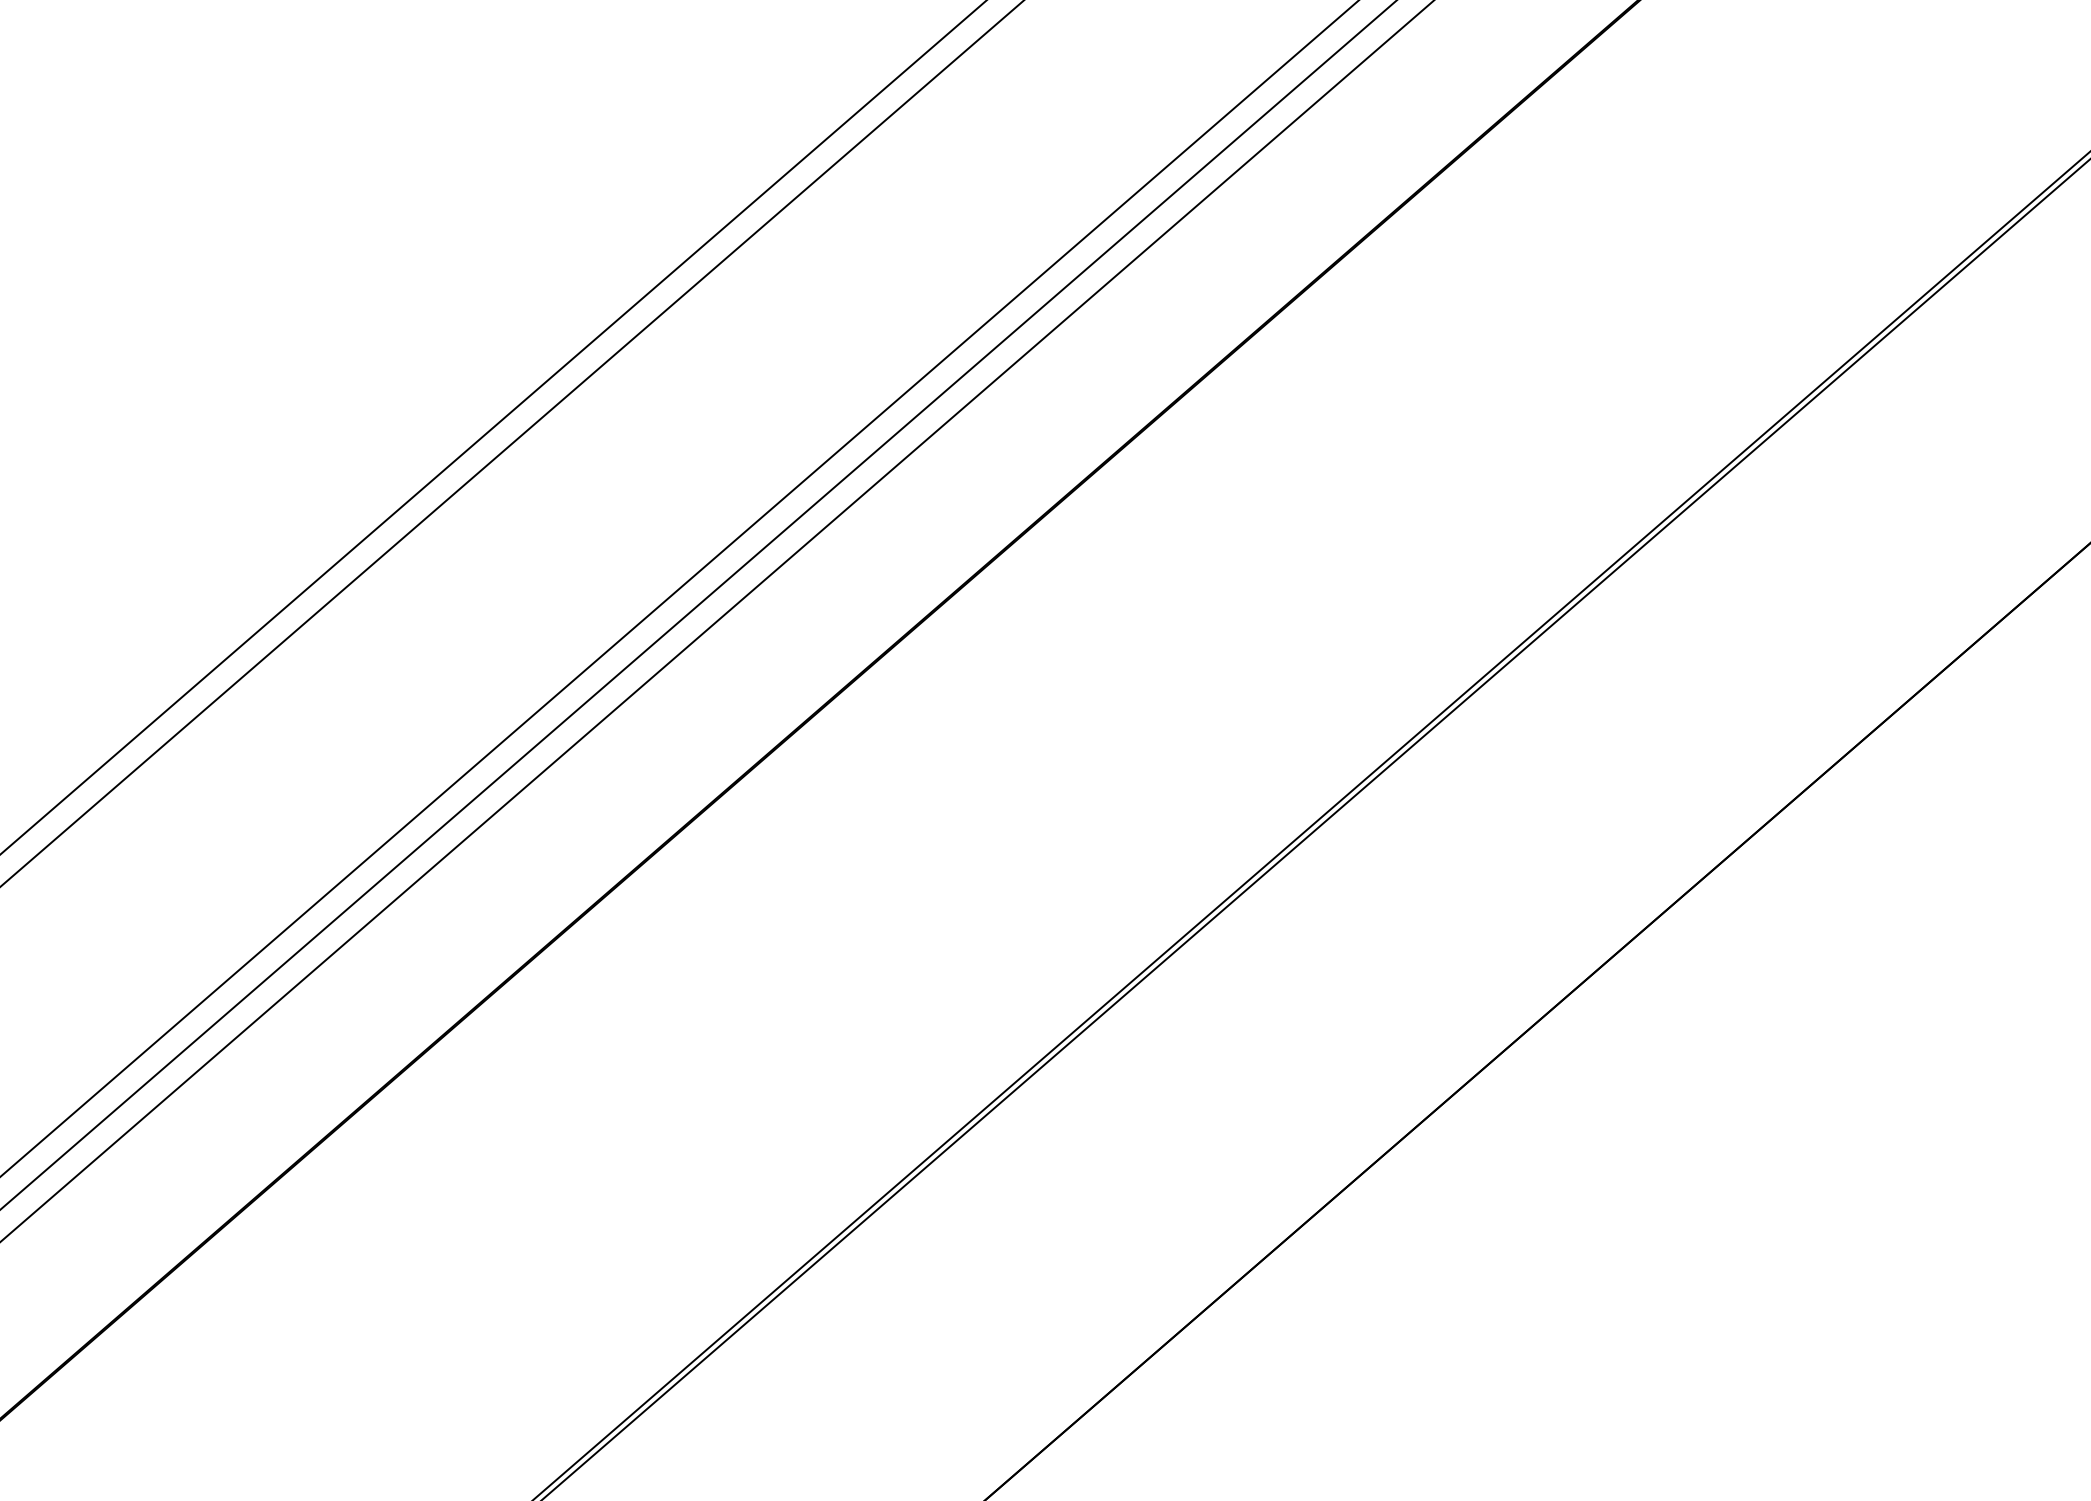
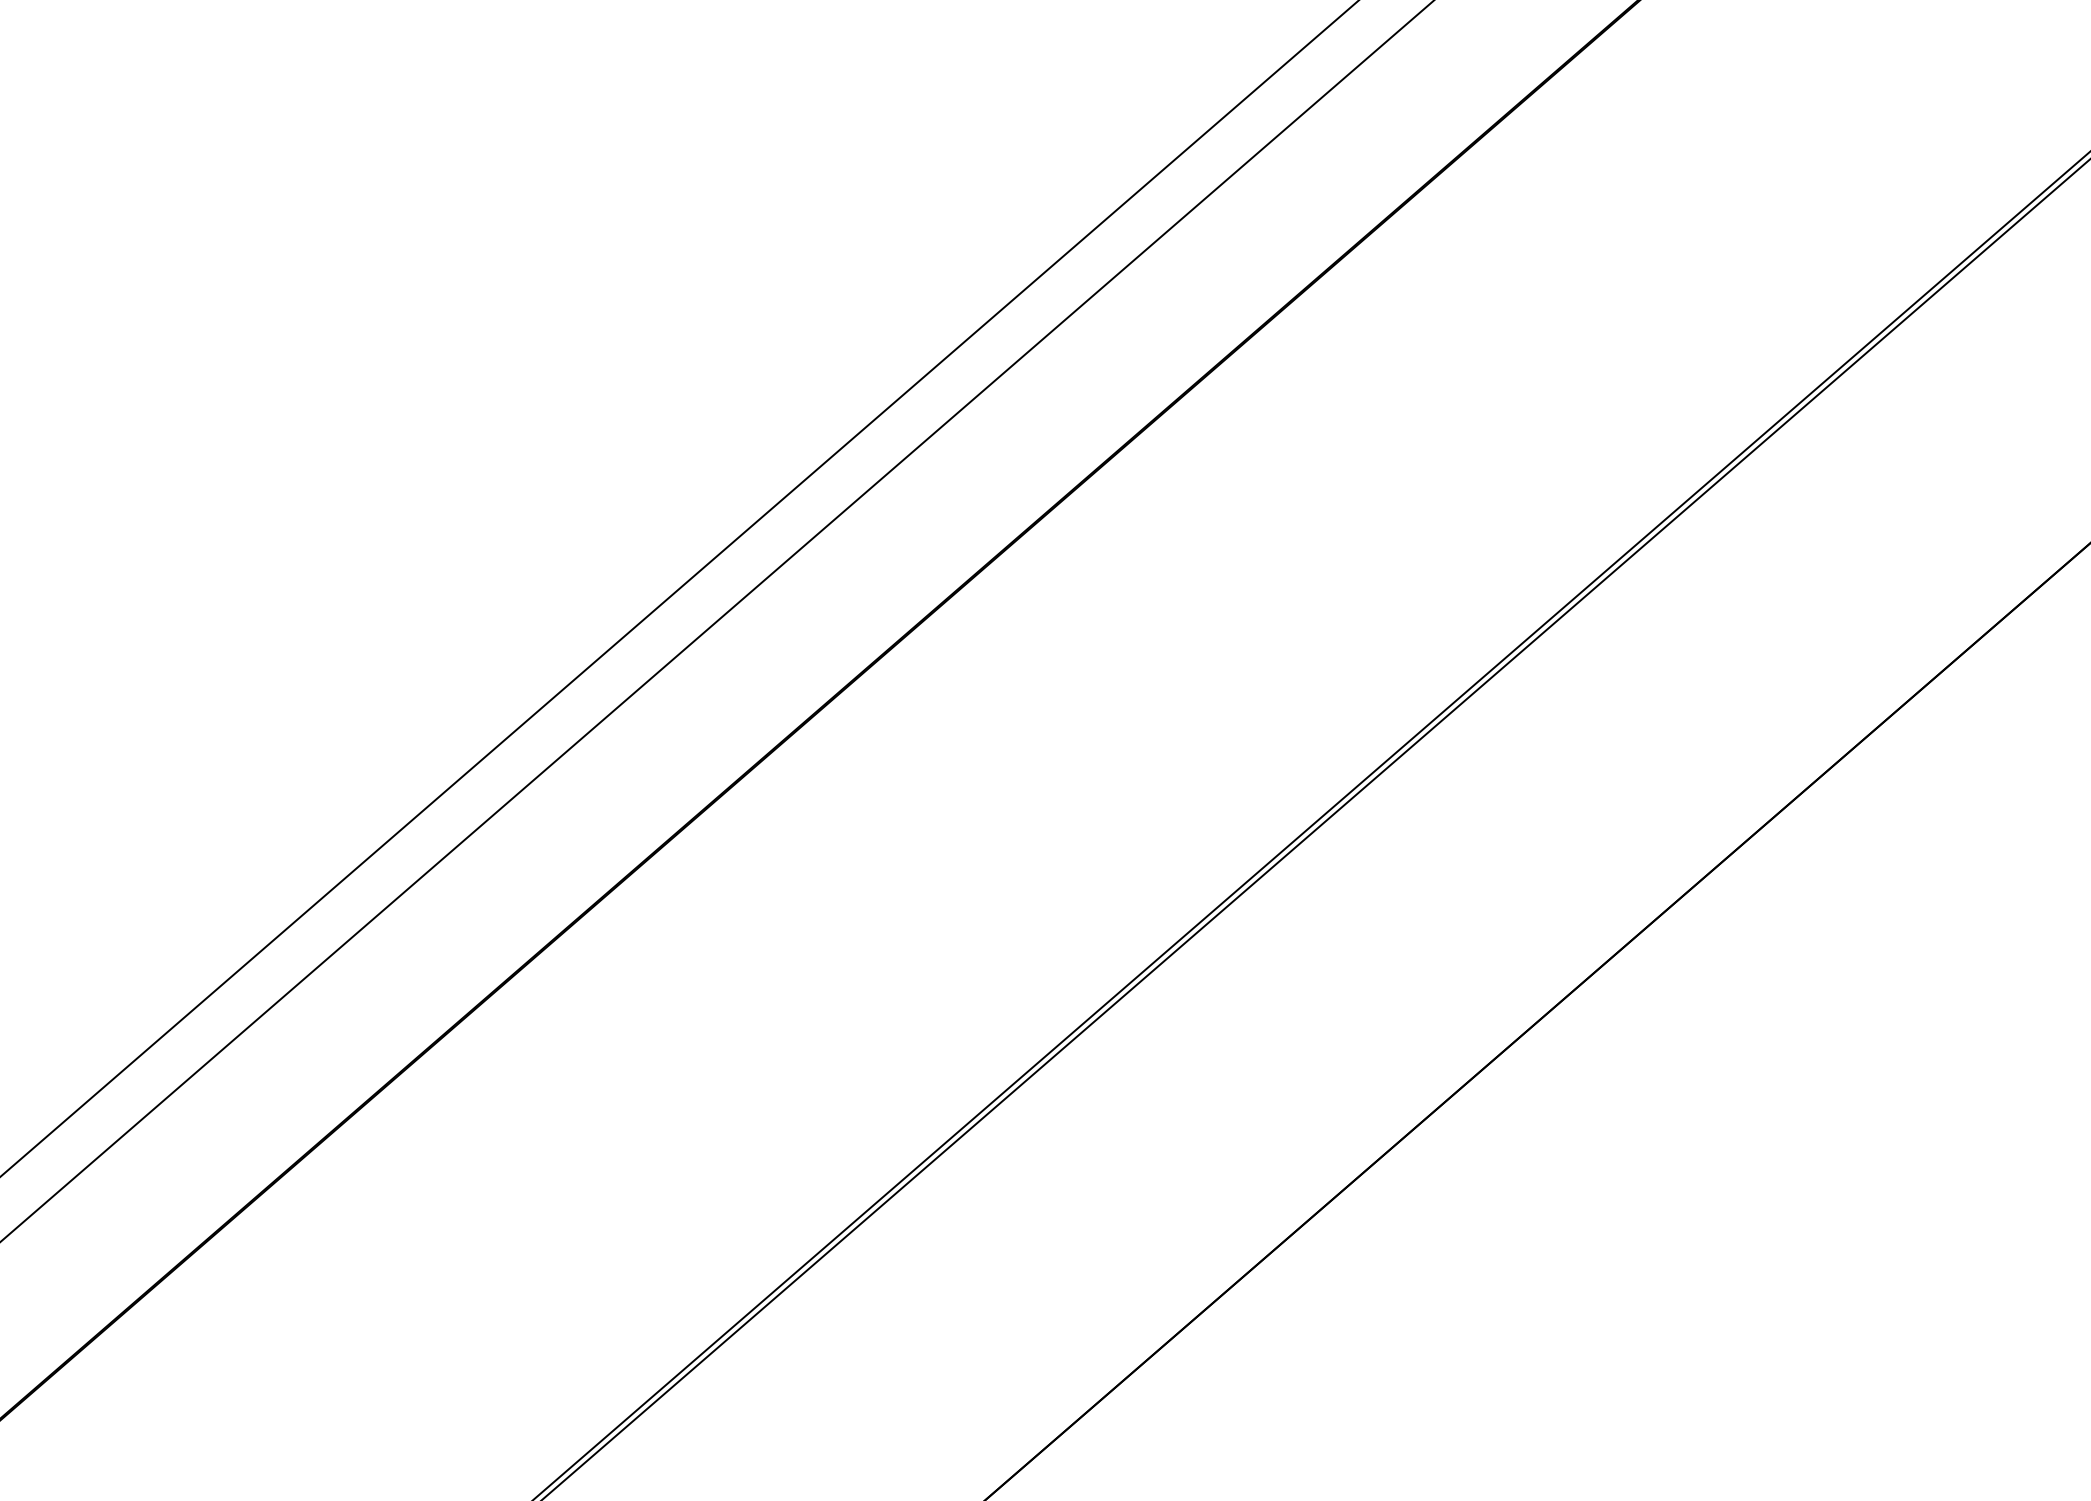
line: present -> none (493, 427)
line: present -> none (511, 443)
line: present -> none (698, 605)
